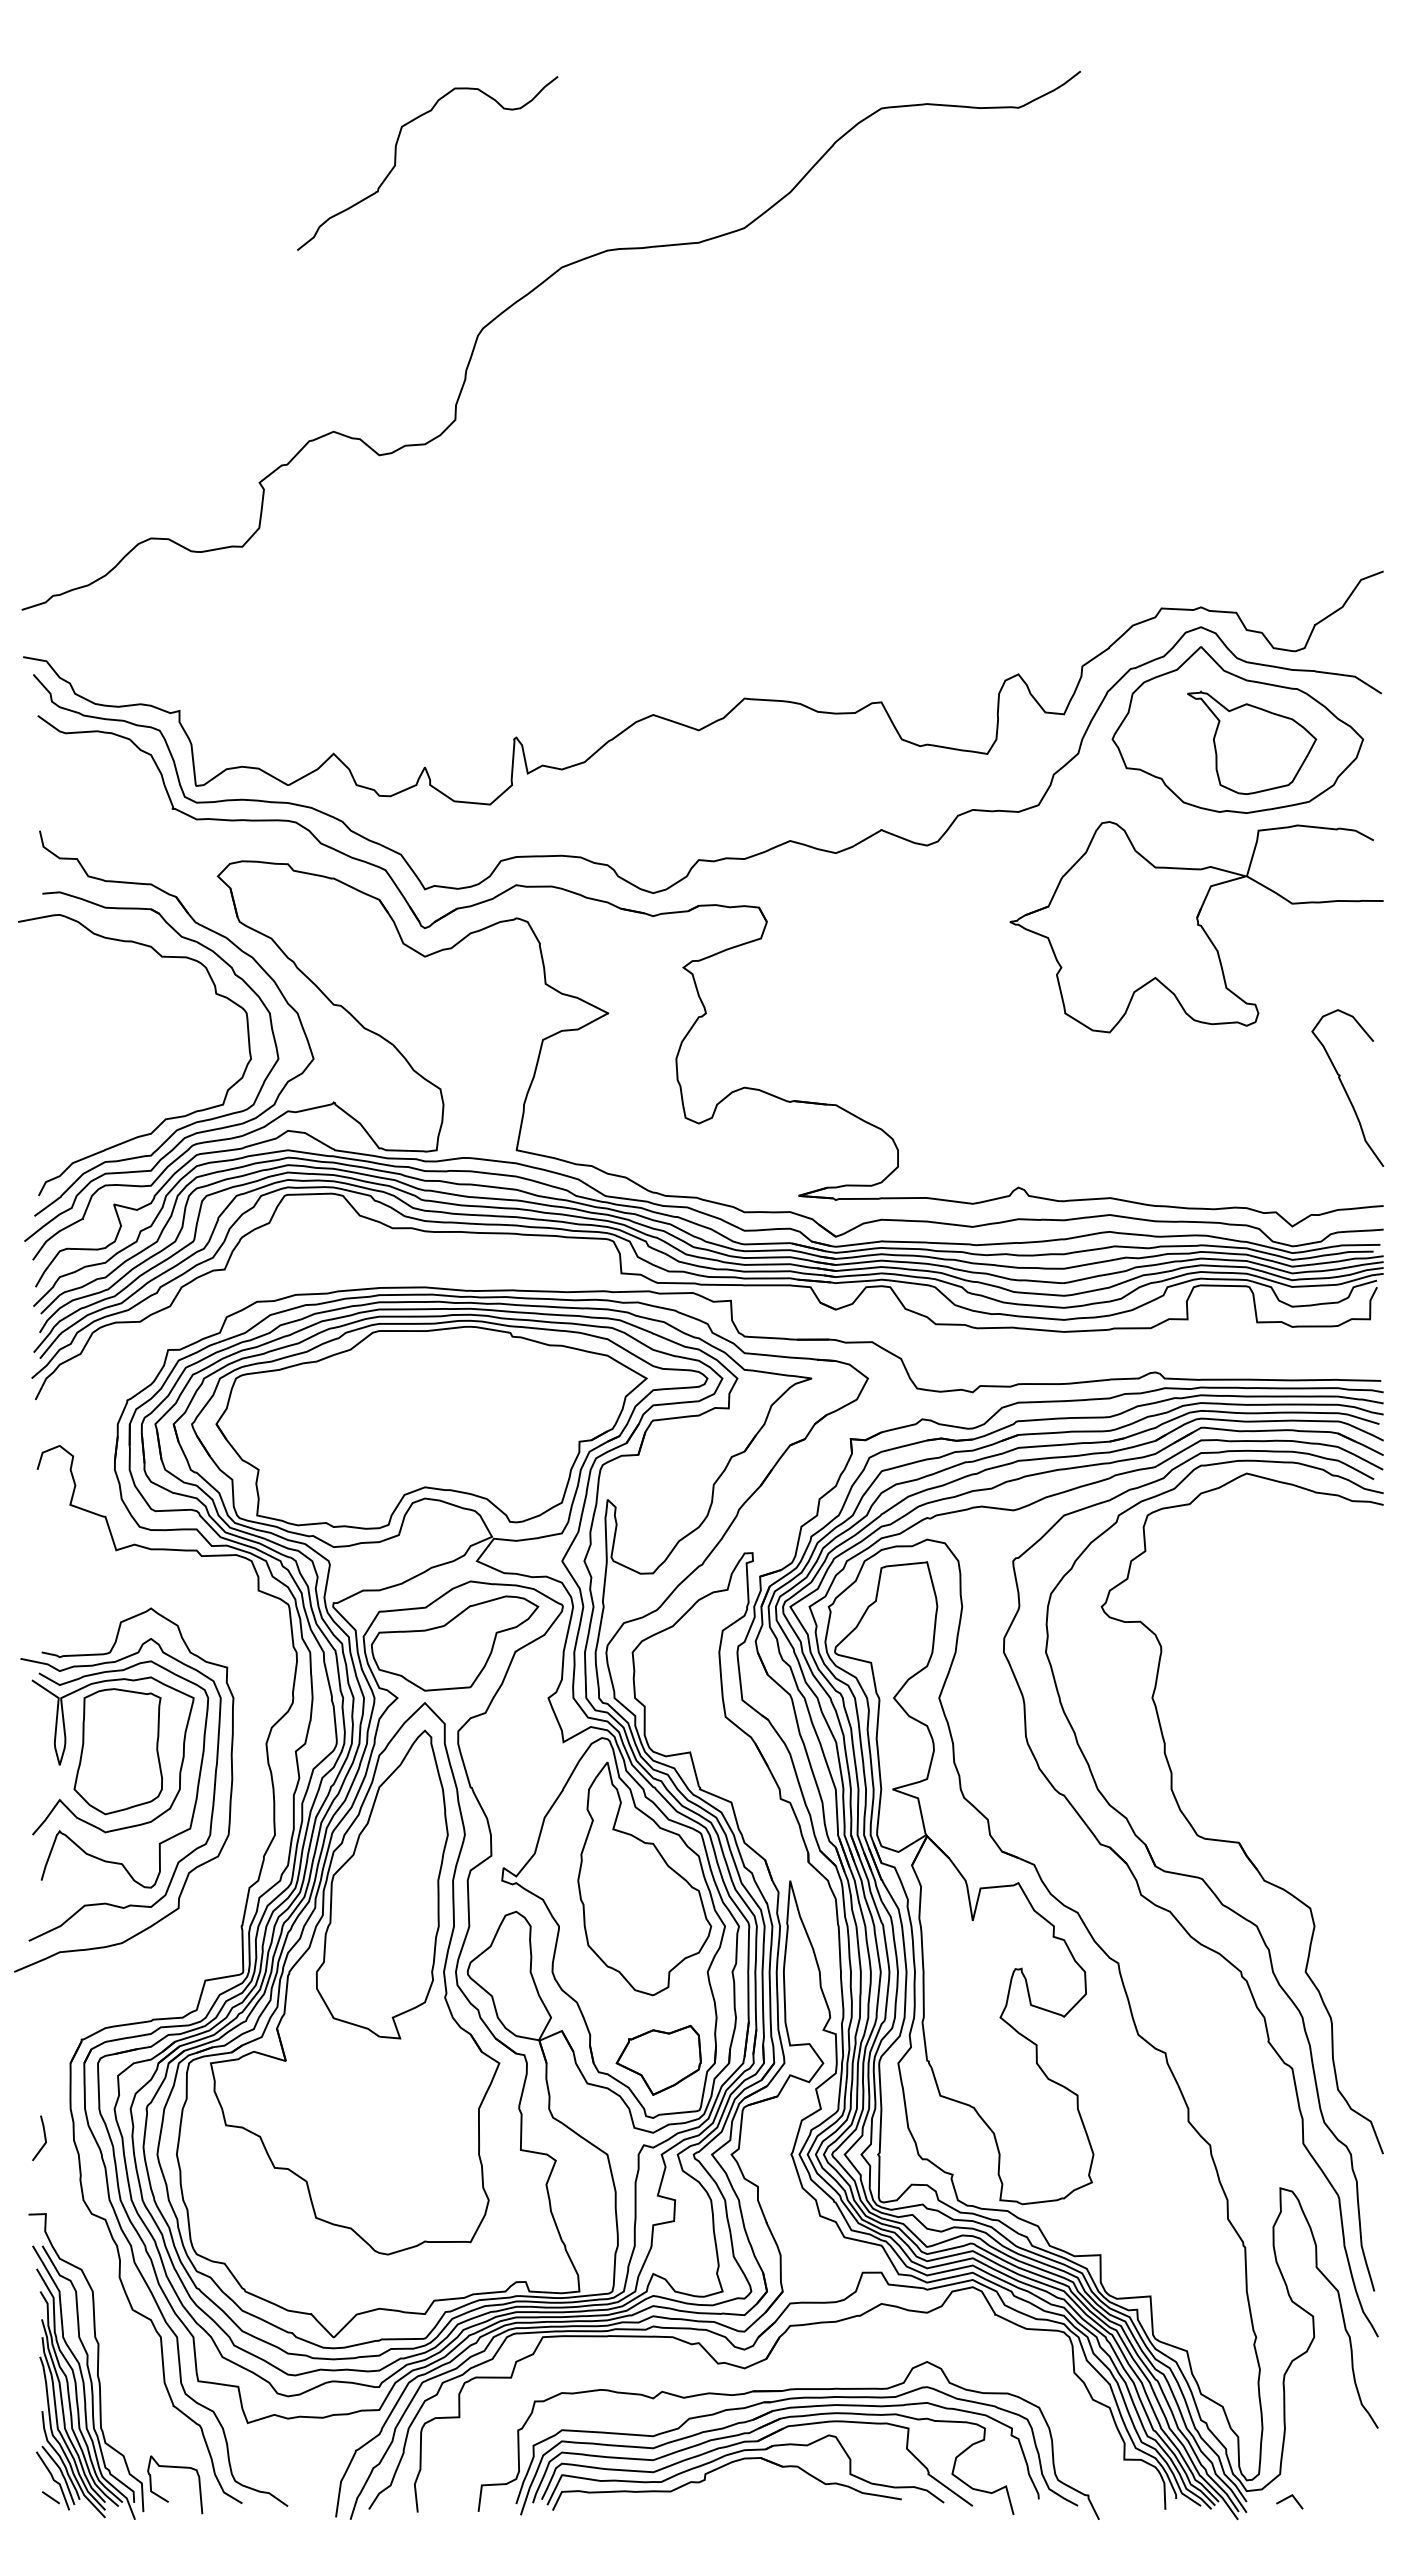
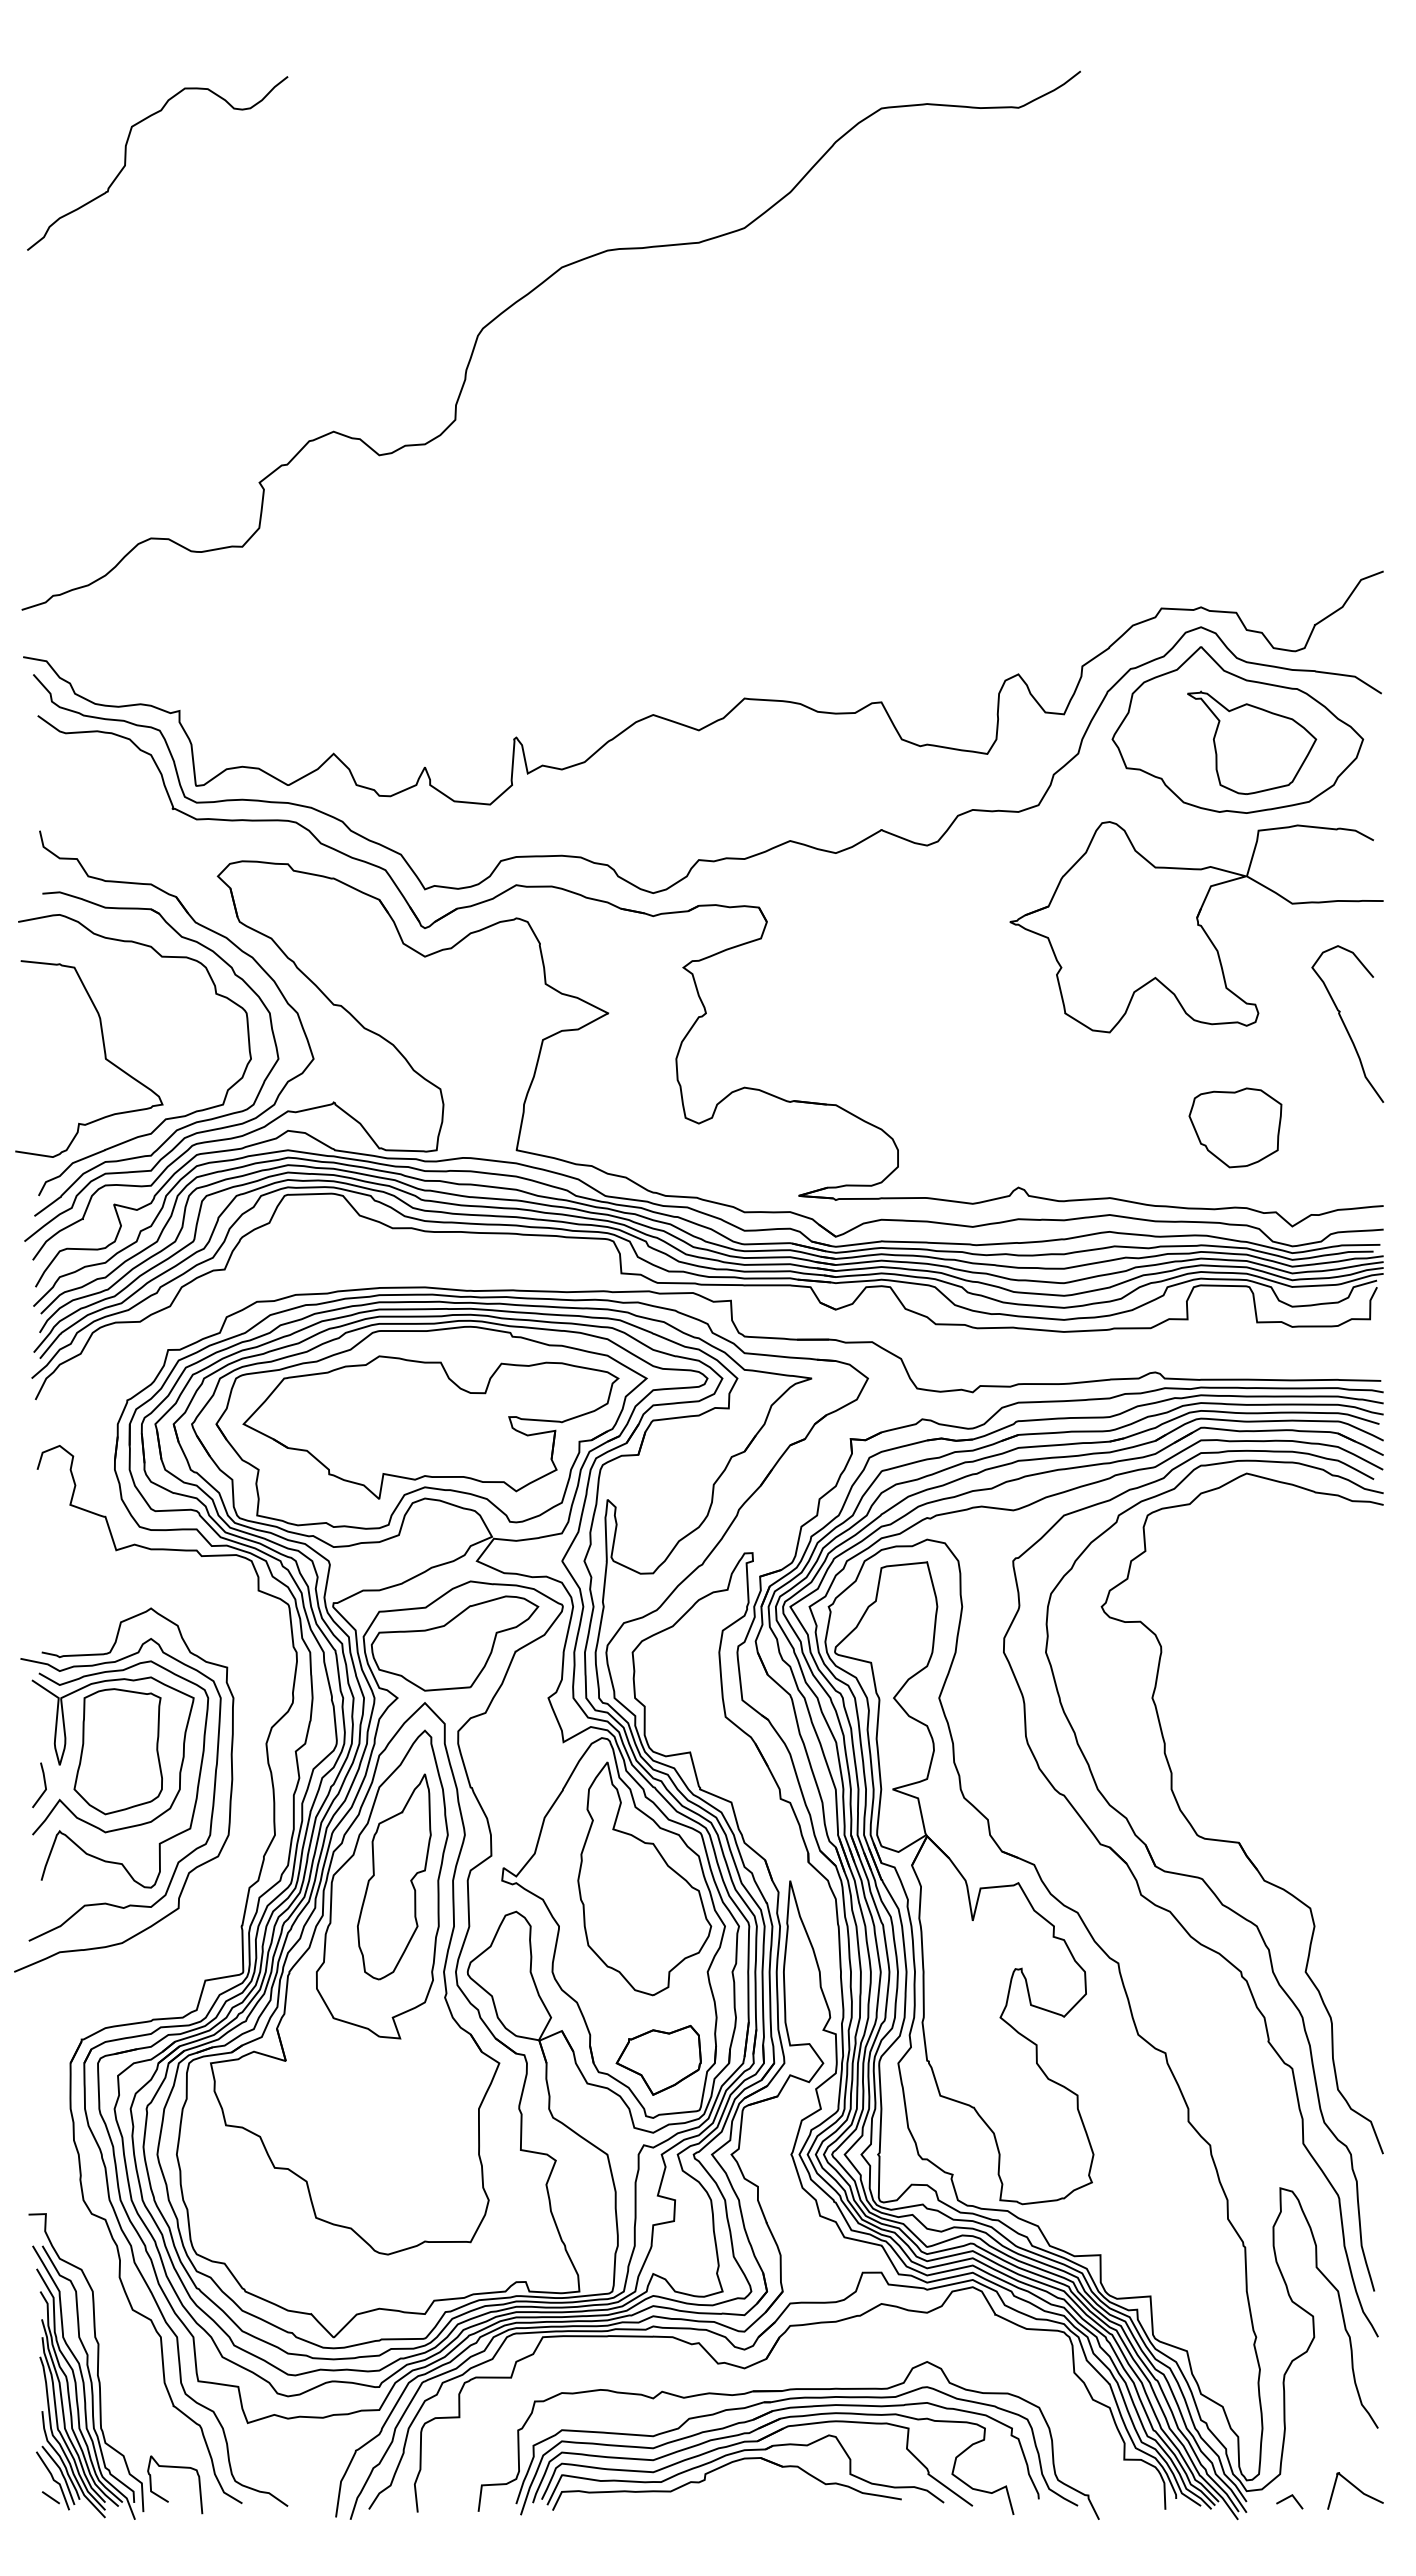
curve position: (396, 162) -> (126, 162) (126, 162)
curve: none -> present (104, 1058)
curve position: (1345, 1088) -> (1345, 1024) (1345, 1024)
part: none -> present (1235, 1127)
part: none -> present (430, 1427)
part: none -> present (394, 1876)
line position: (44, 2138) -> (44, 1785) (44, 1785)
curve: none -> present (1356, 2489)
